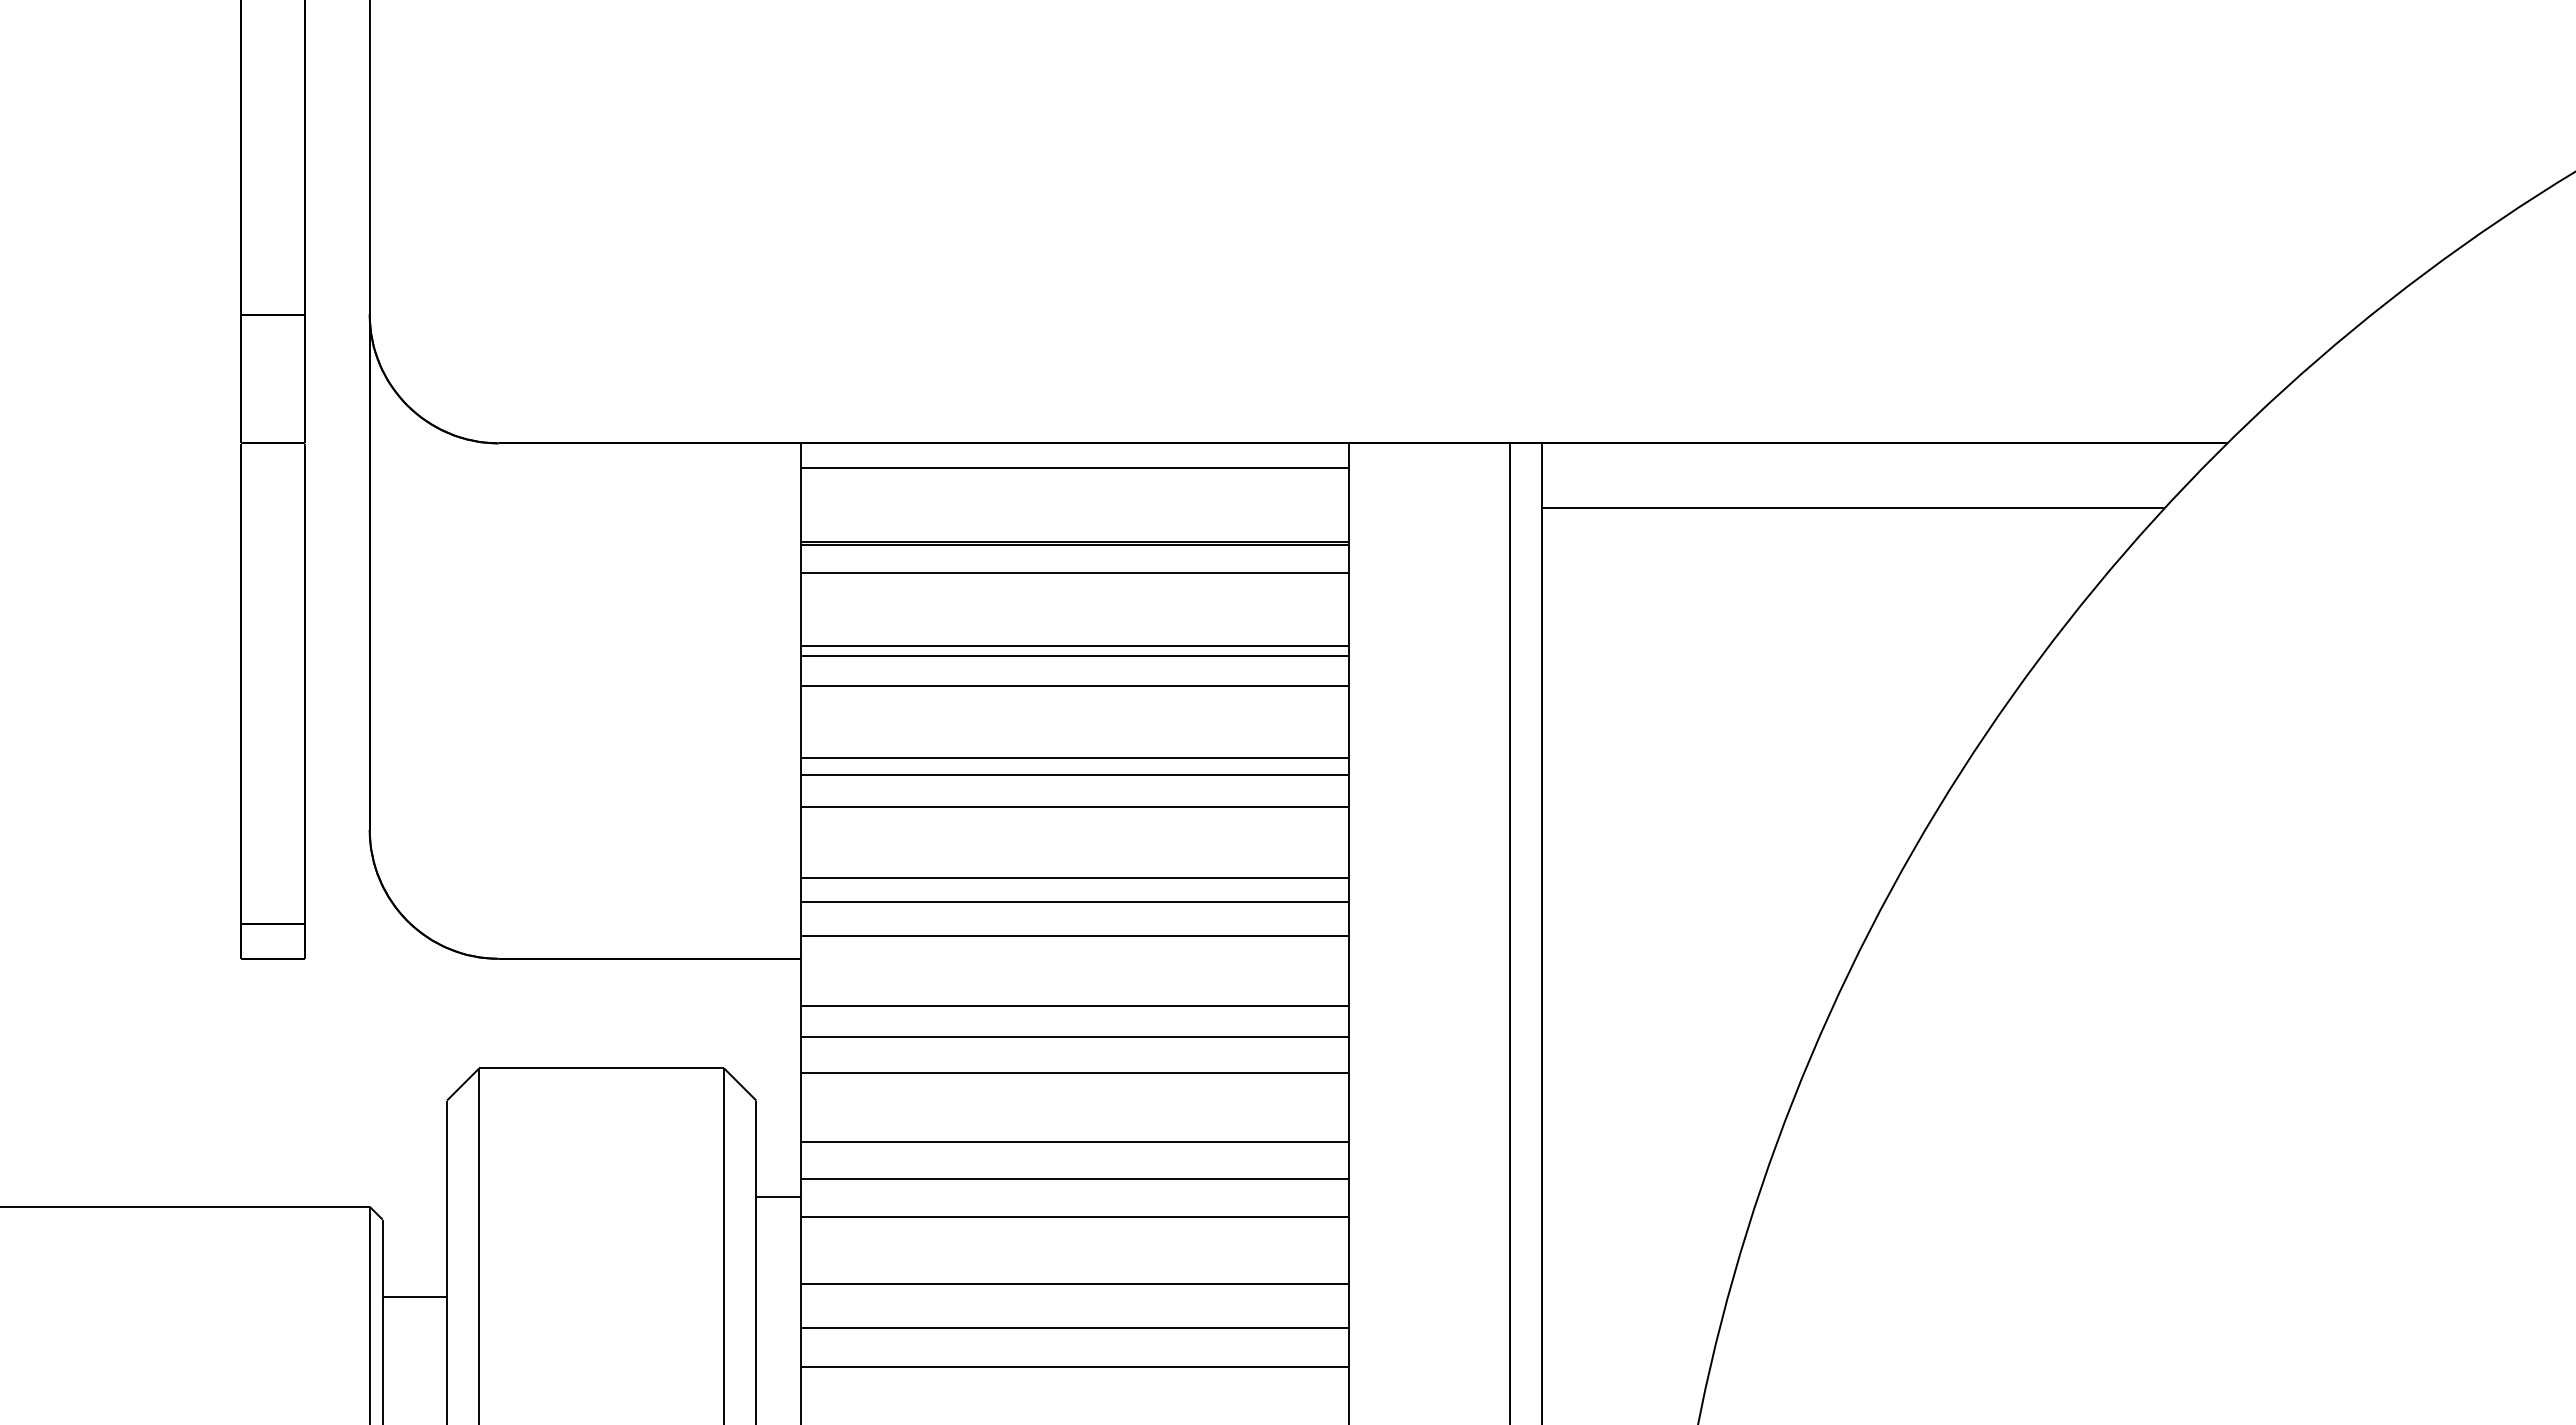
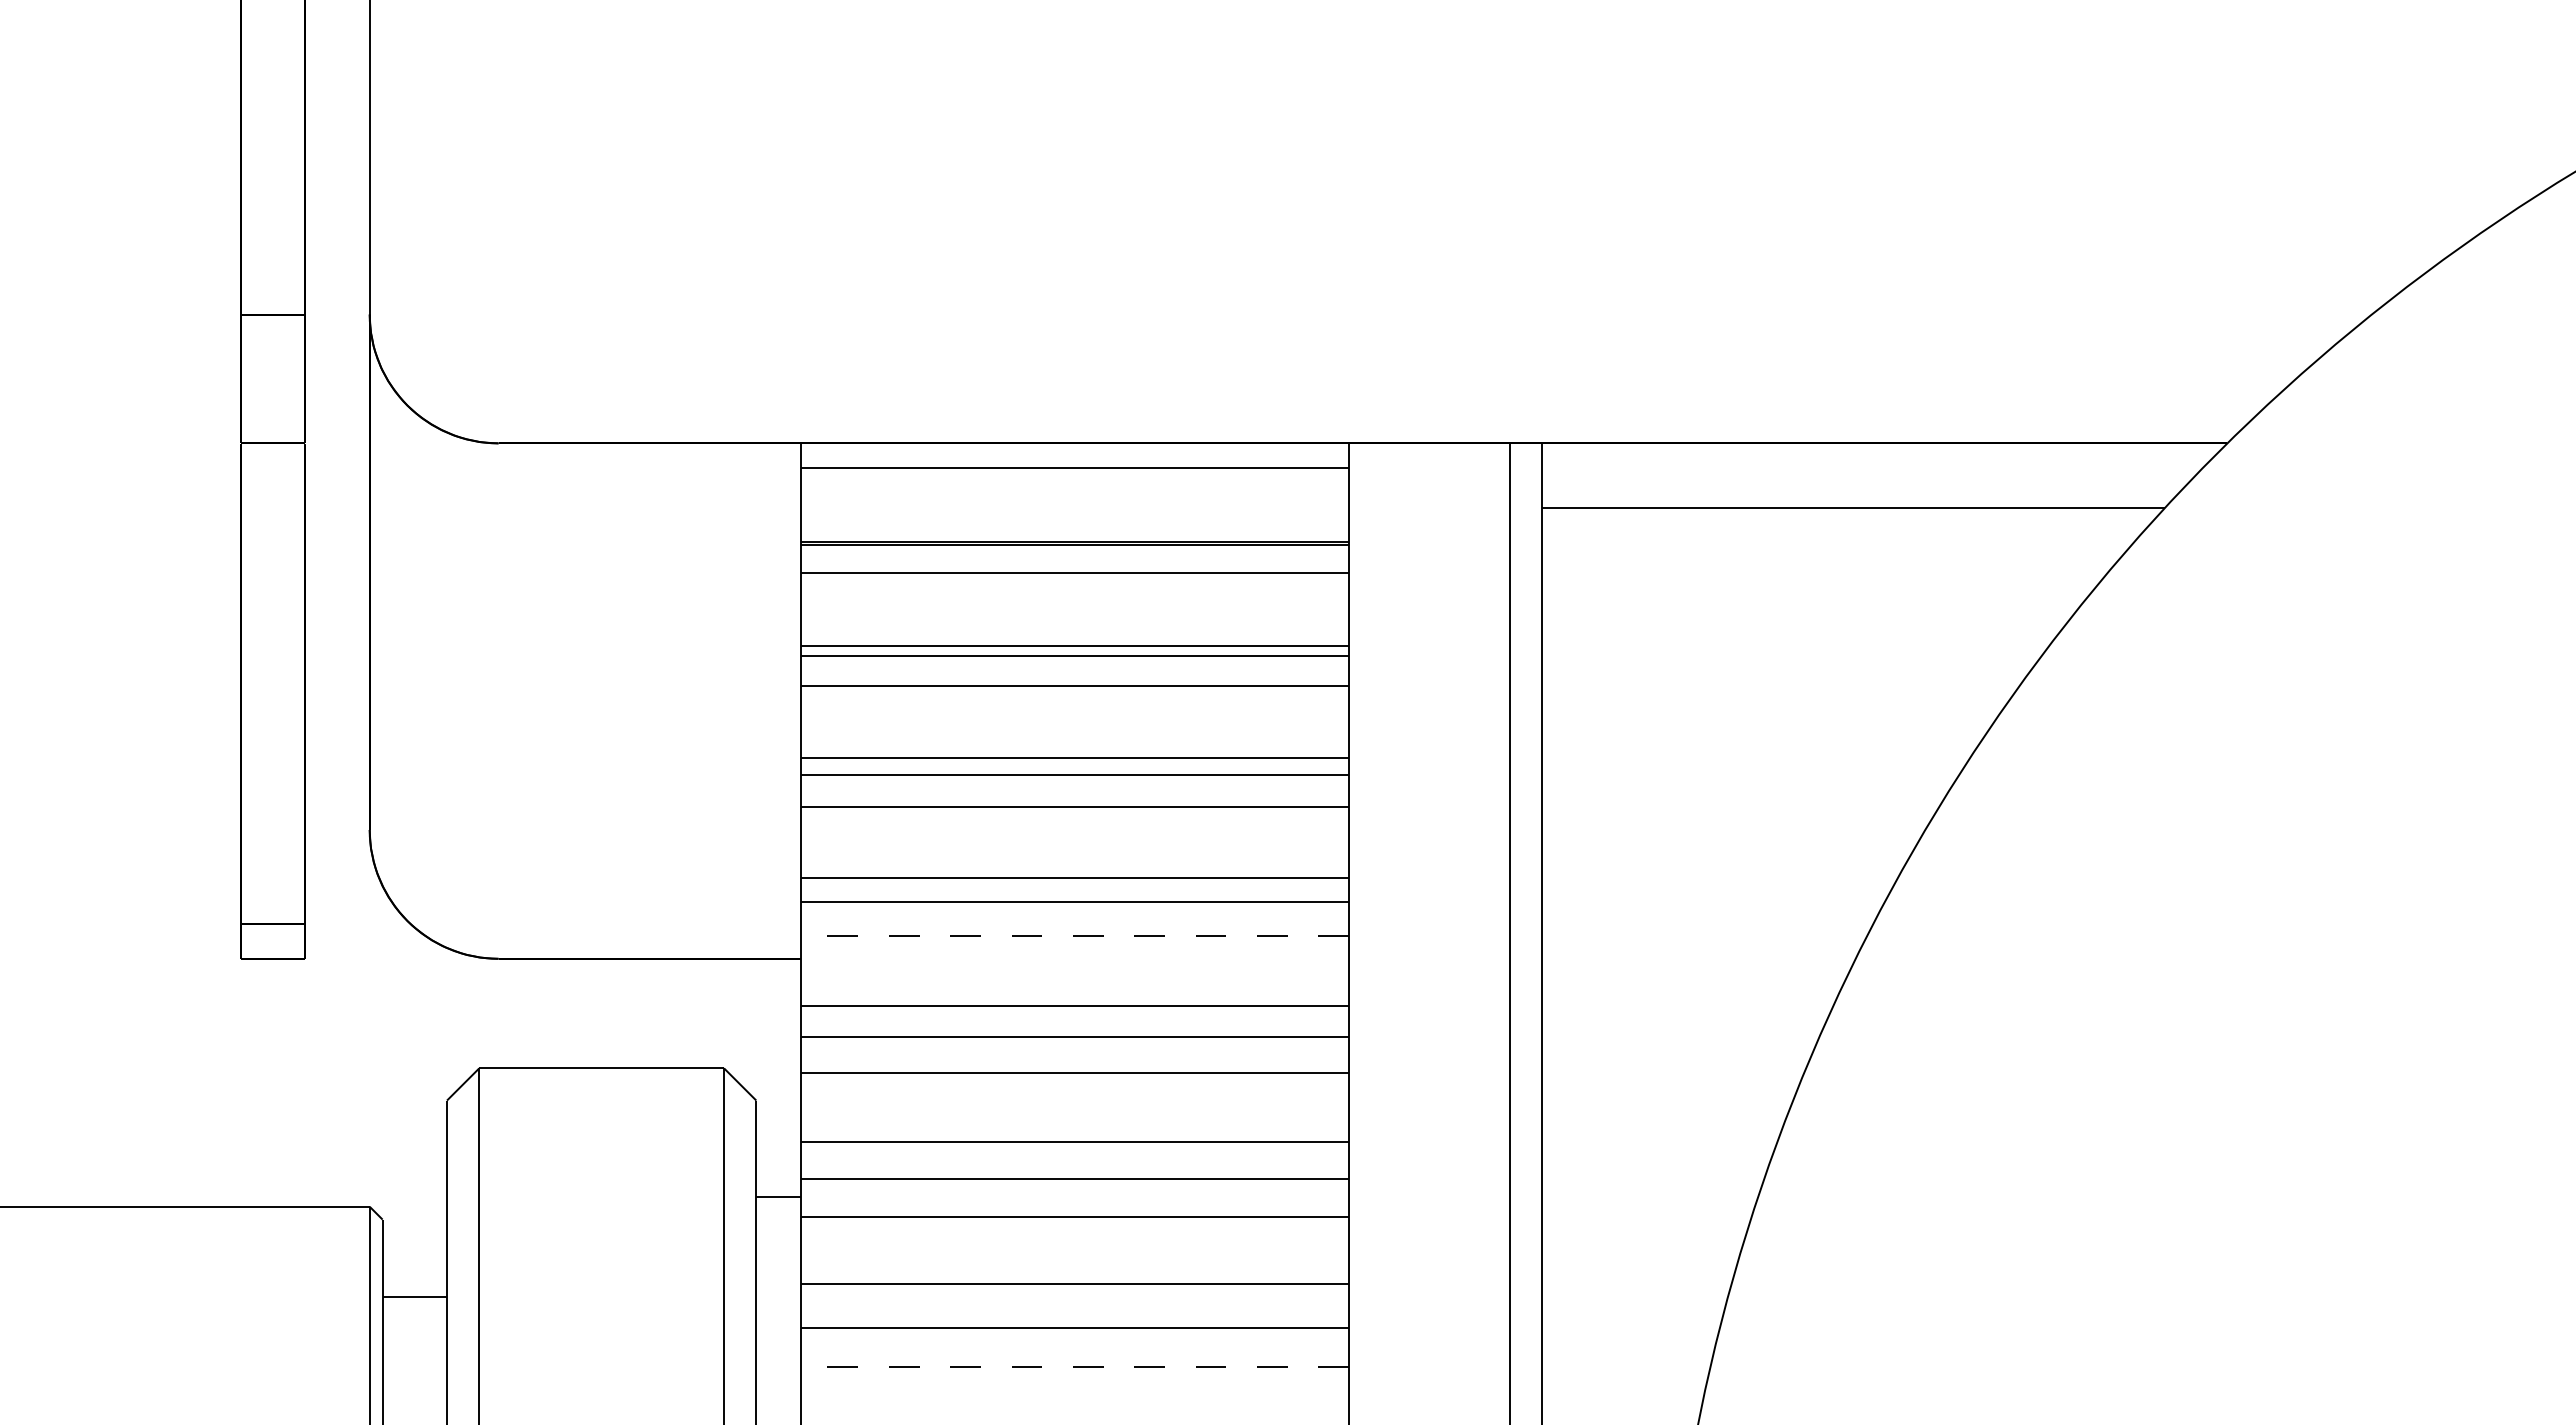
line: solid -> dashed (1075, 936)
line: solid -> dashed (1075, 1367)
